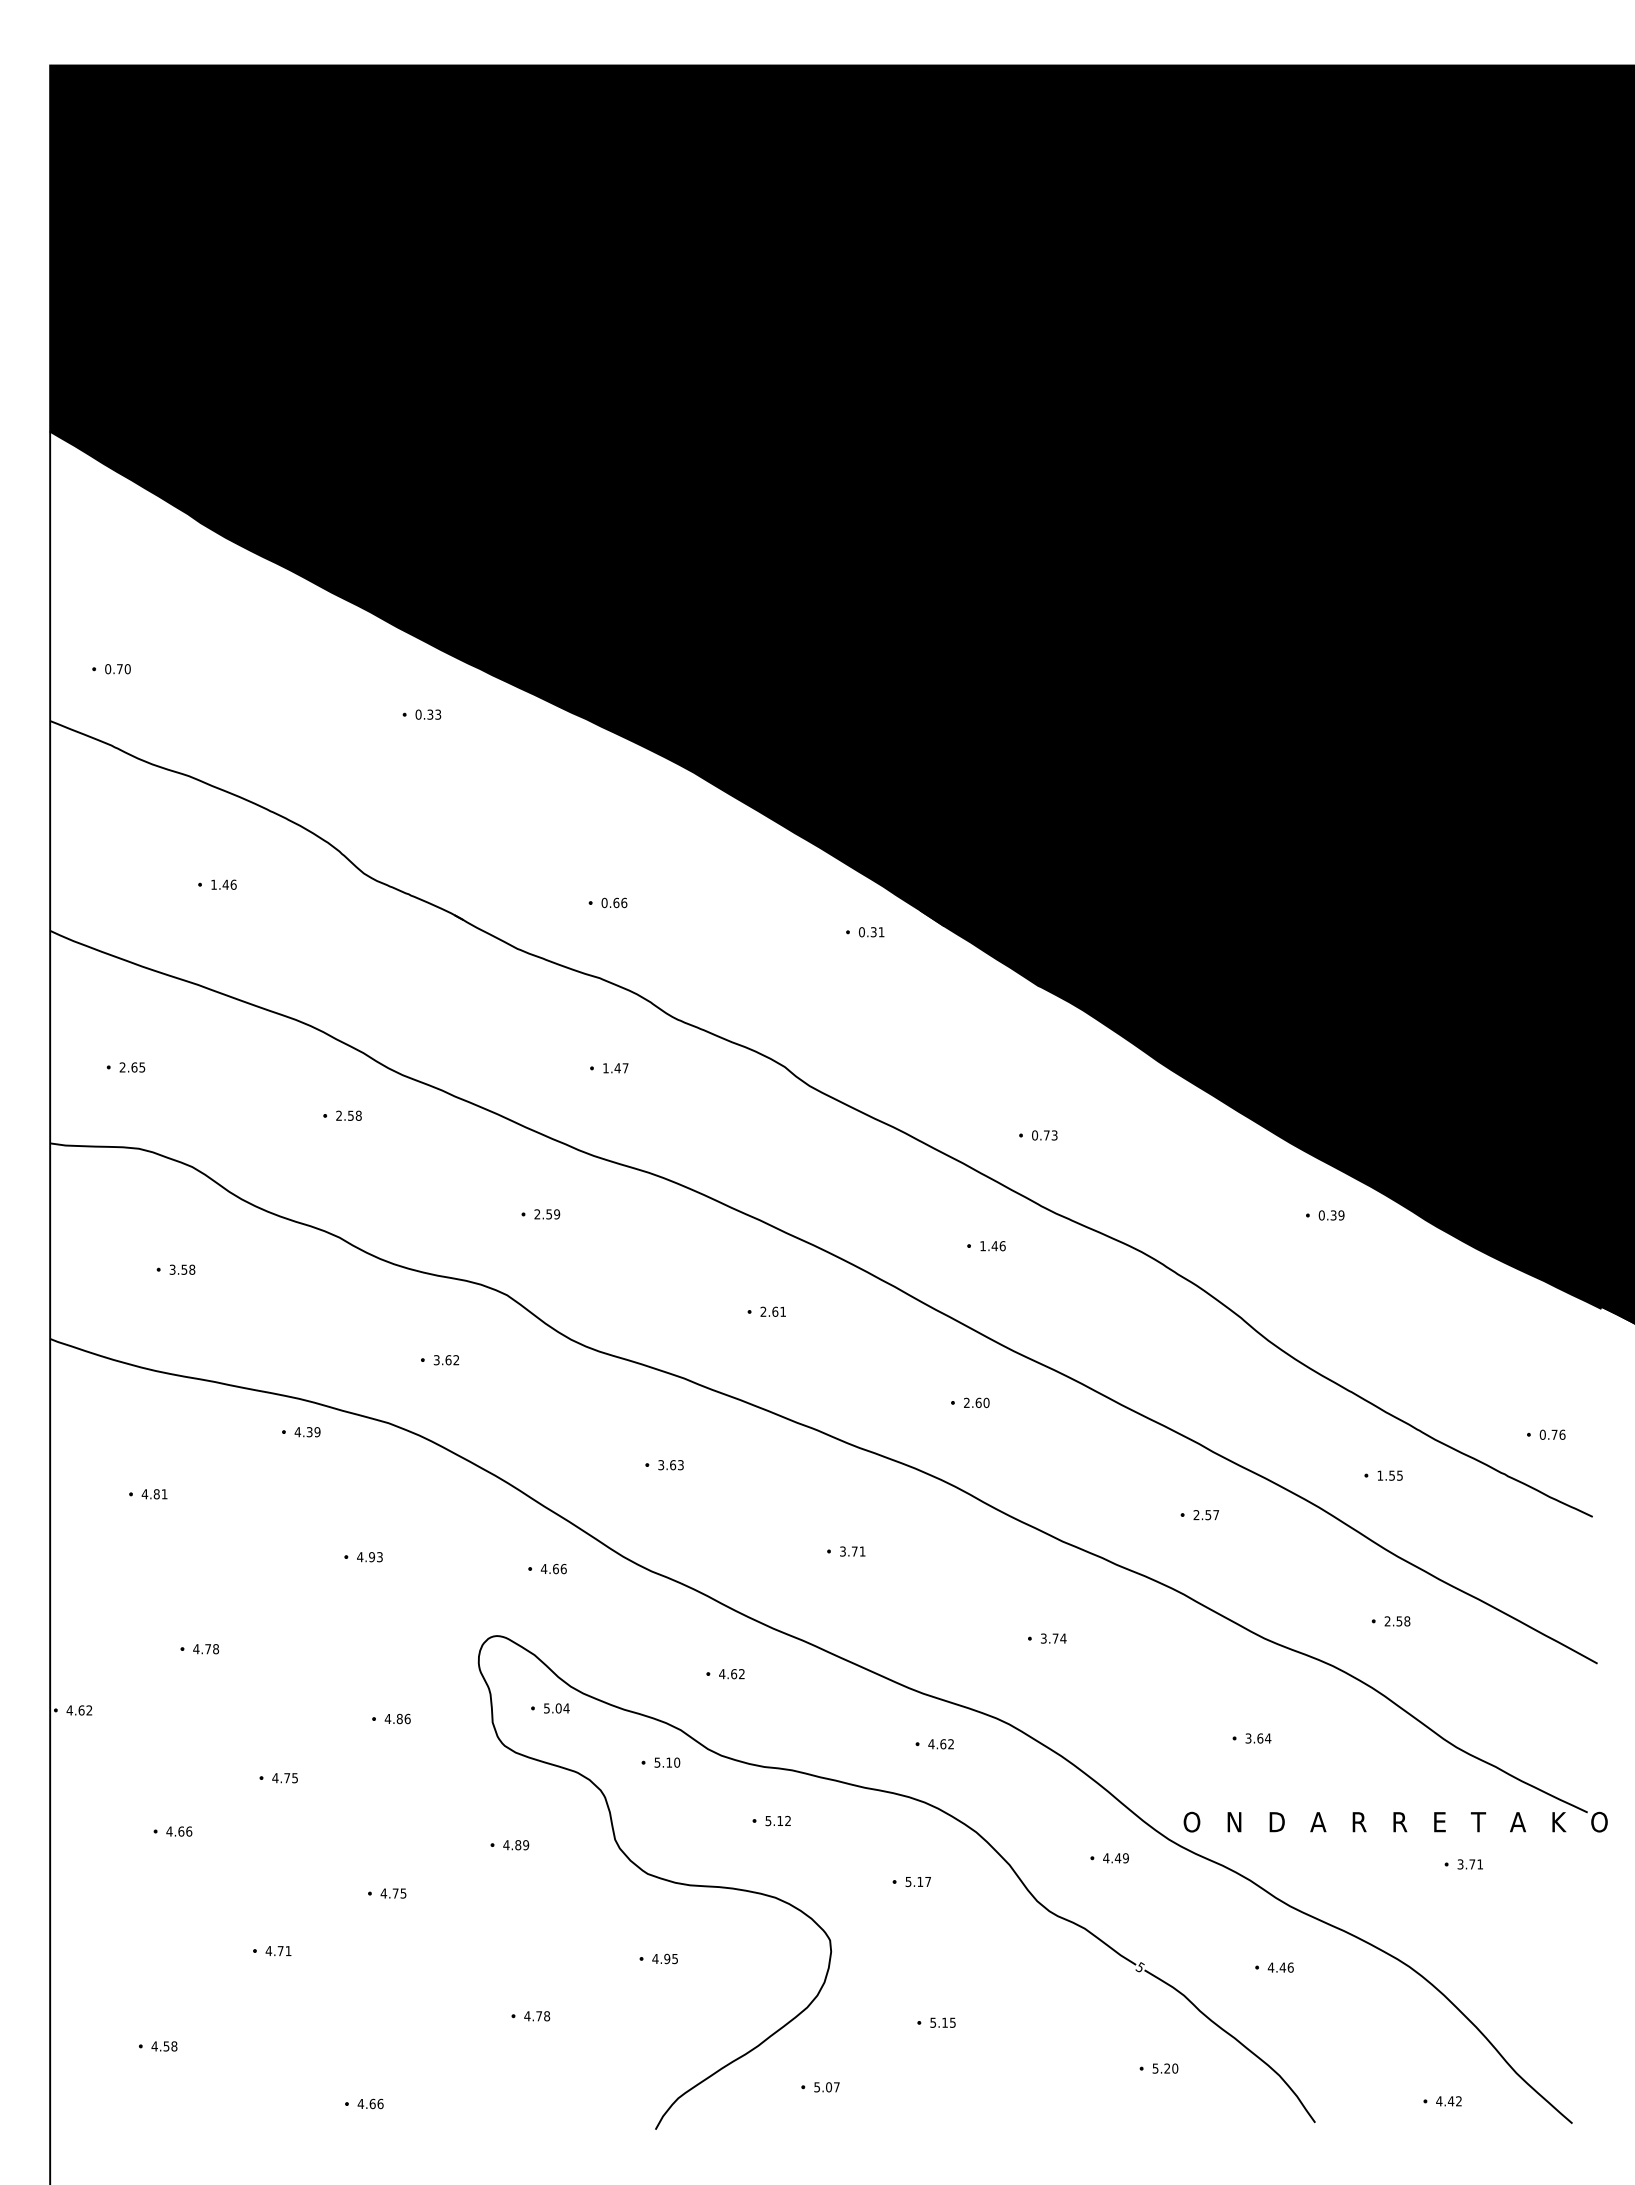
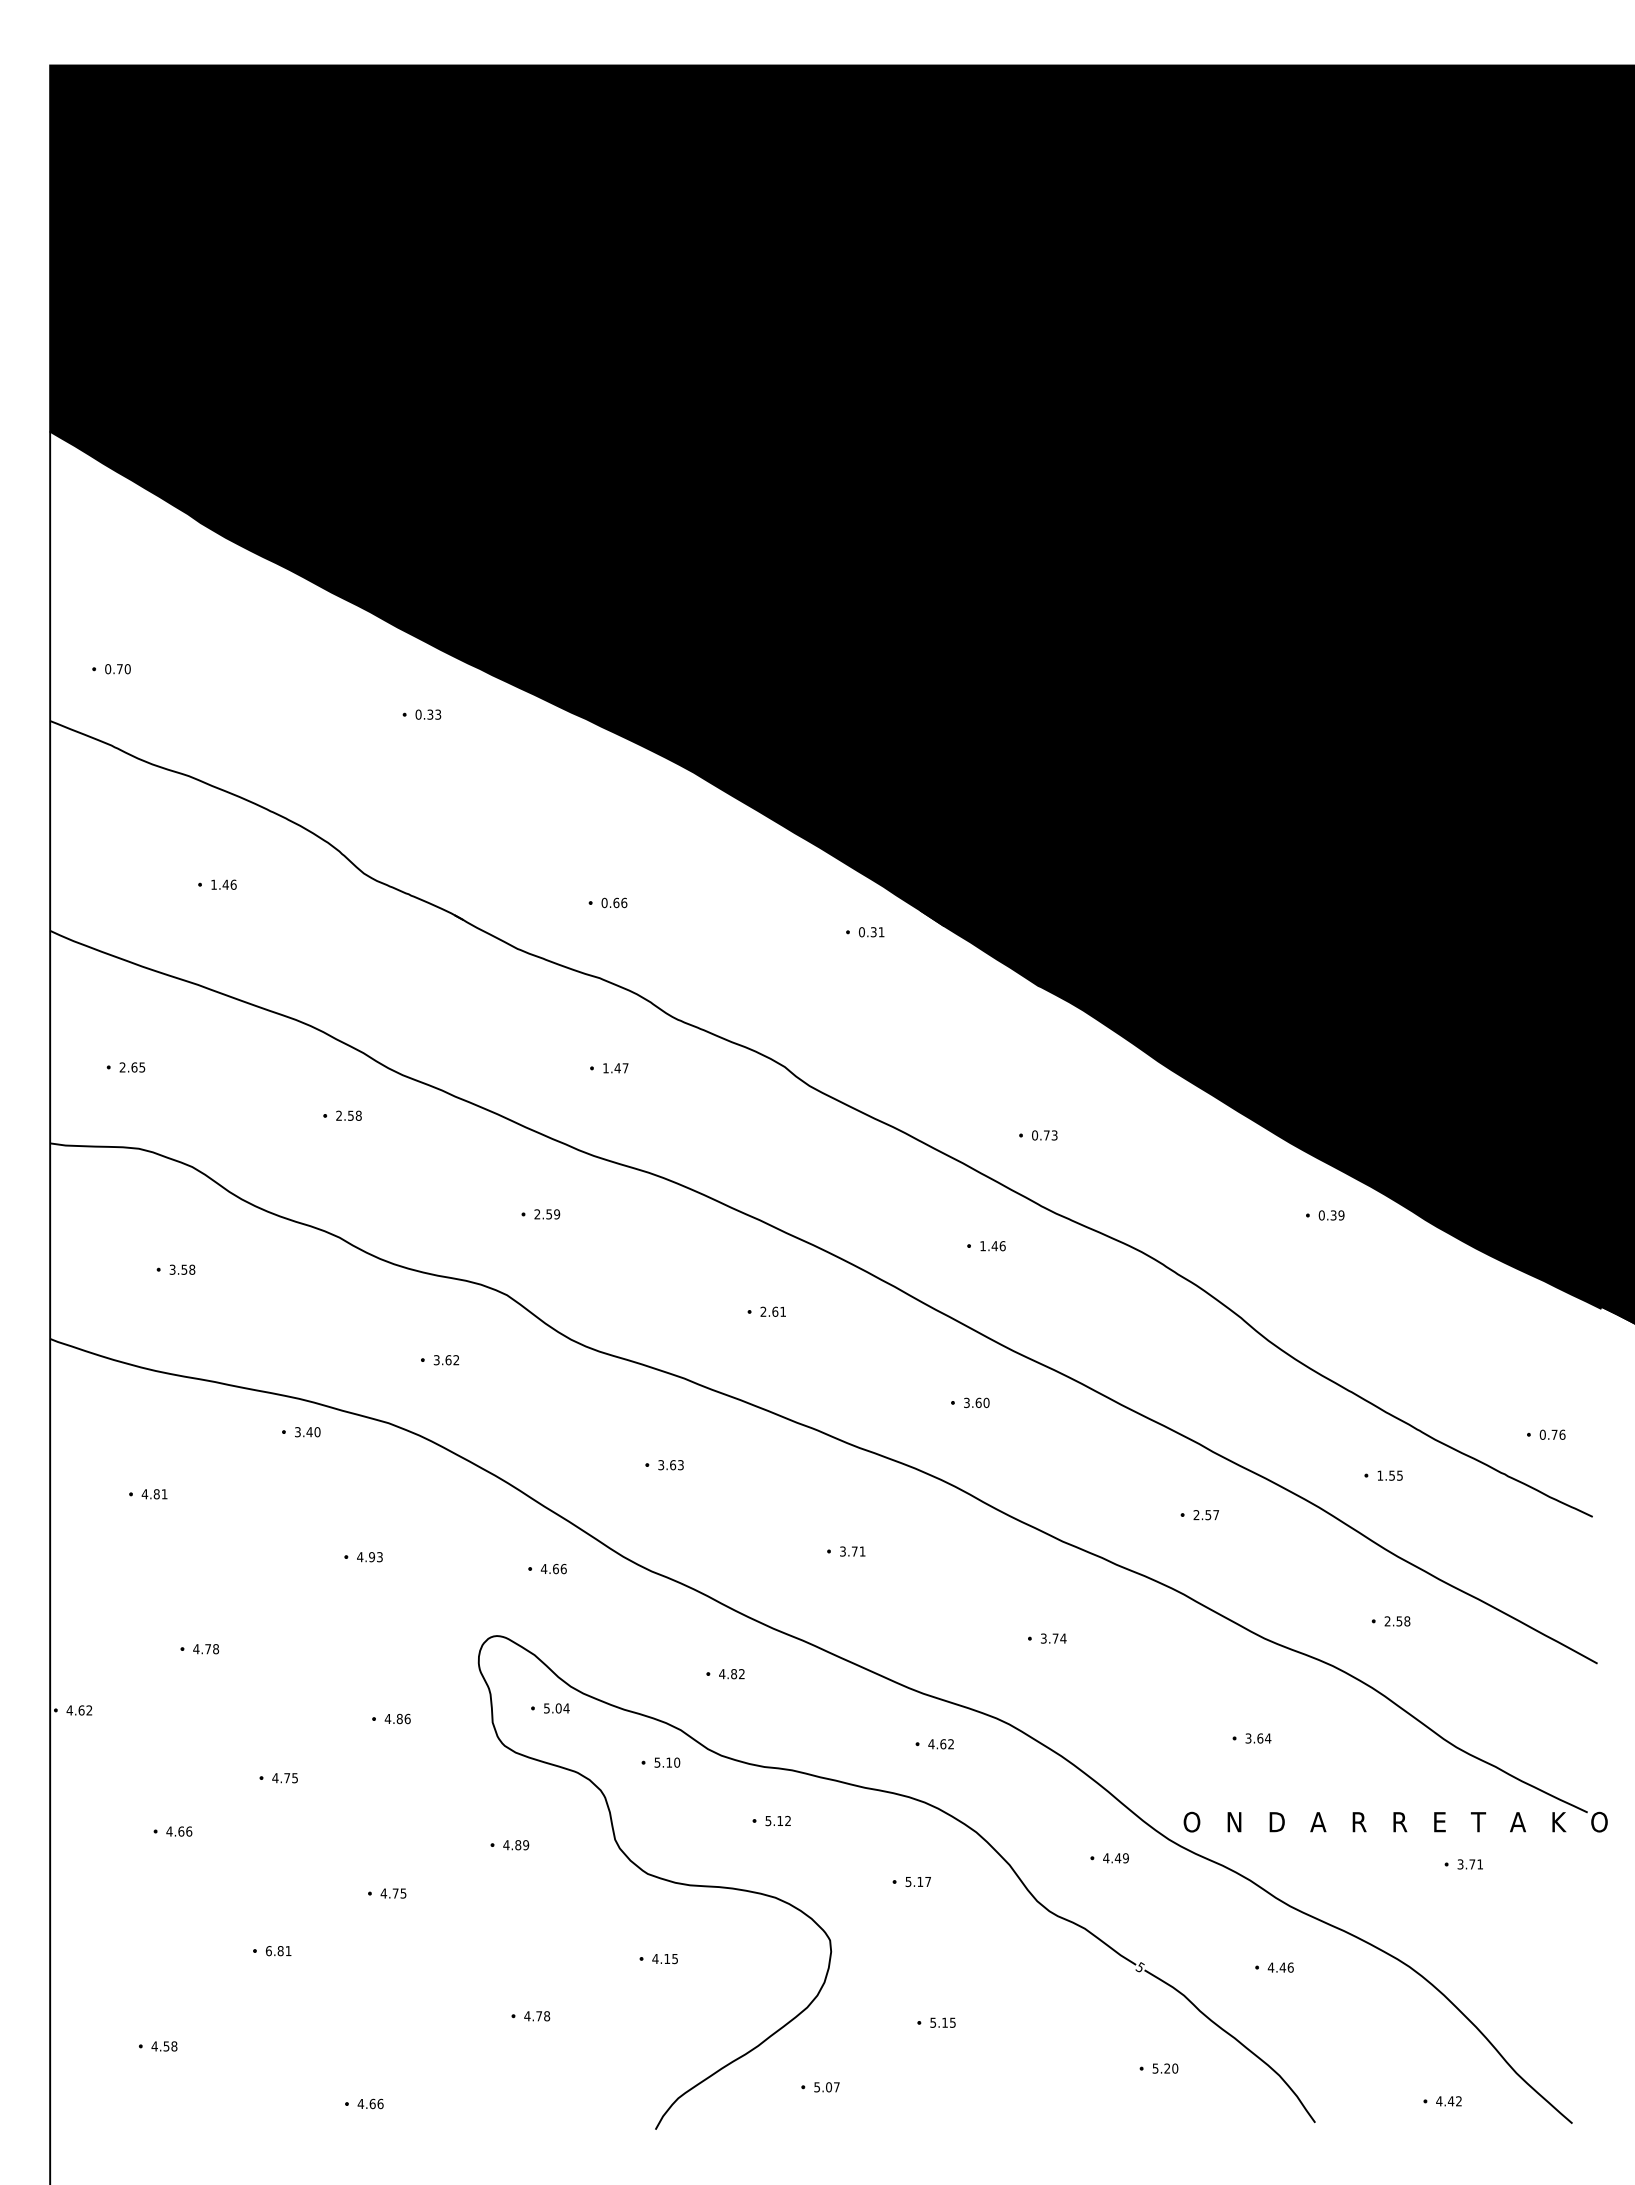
text: 2.60 -> 3.60 (966, 1403)
text: 4.39 -> 3.40 (307, 1432)
text: 4.62 -> 4.82 (734, 1673)
text: 4.71 -> 6.81 (274, 1951)
text: 4.95 -> 4.15 (667, 1958)
